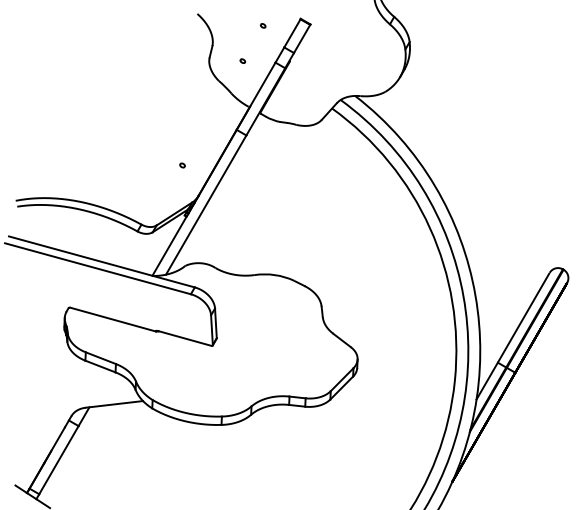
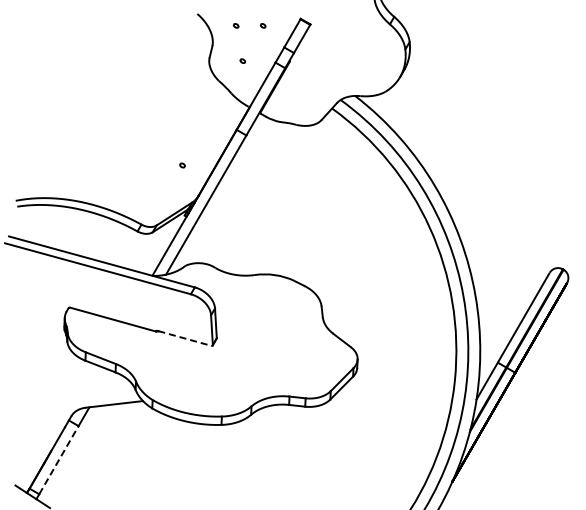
part: none -> present (235, 25)
line: solid -> dashed (184, 338)
line: solid -> dashed (59, 459)
